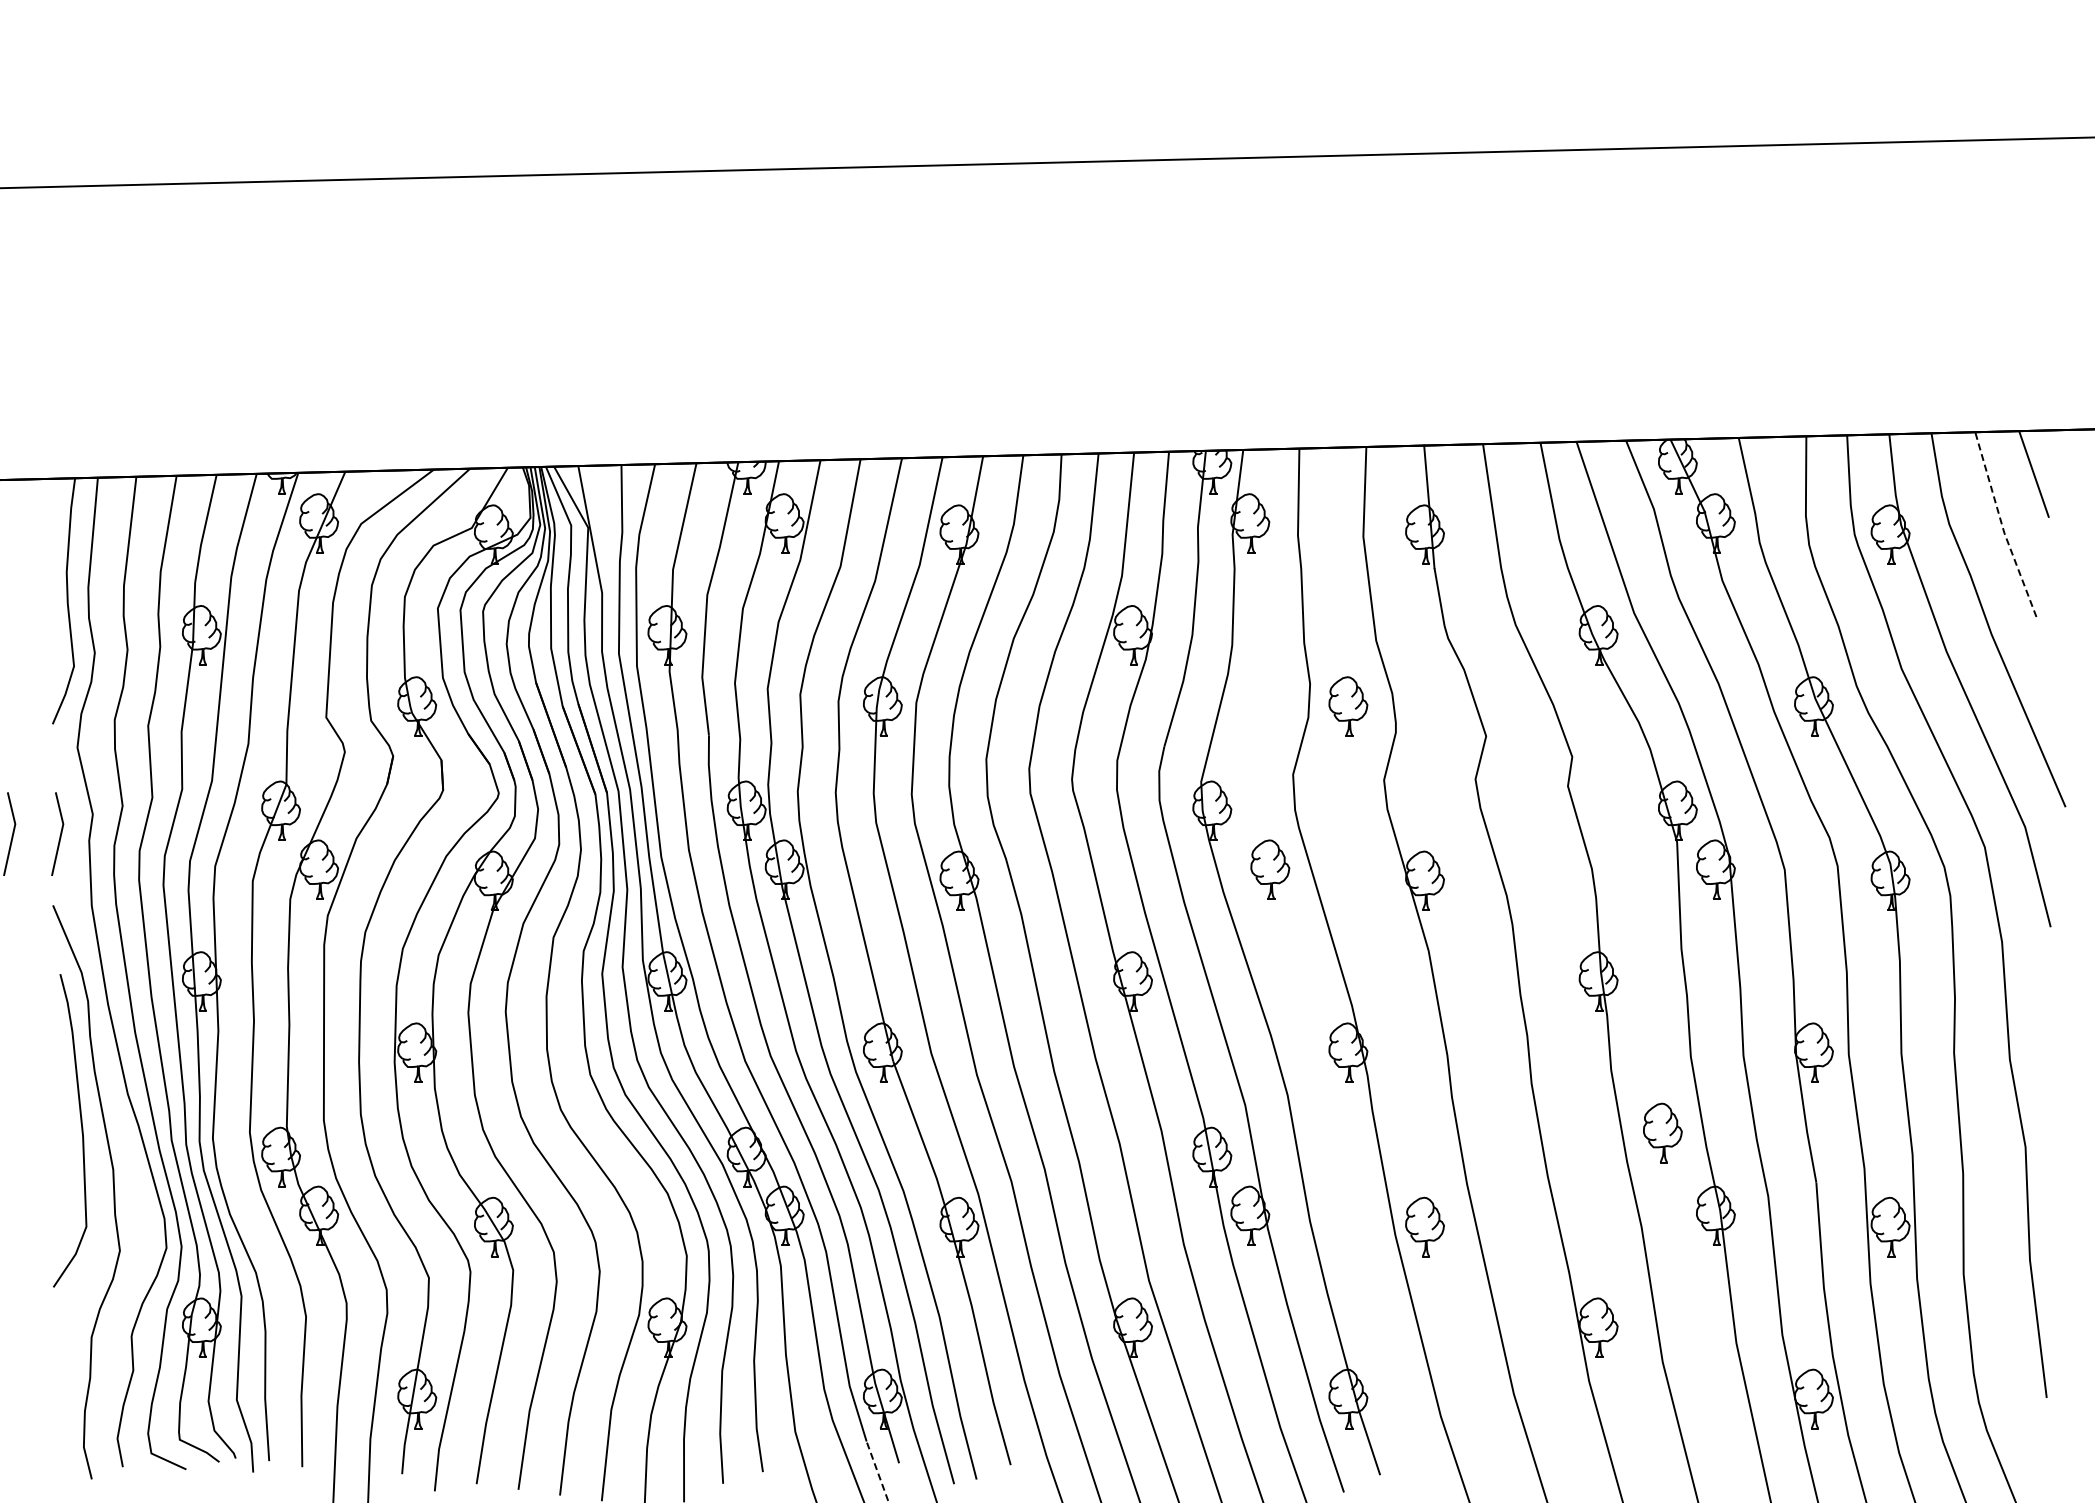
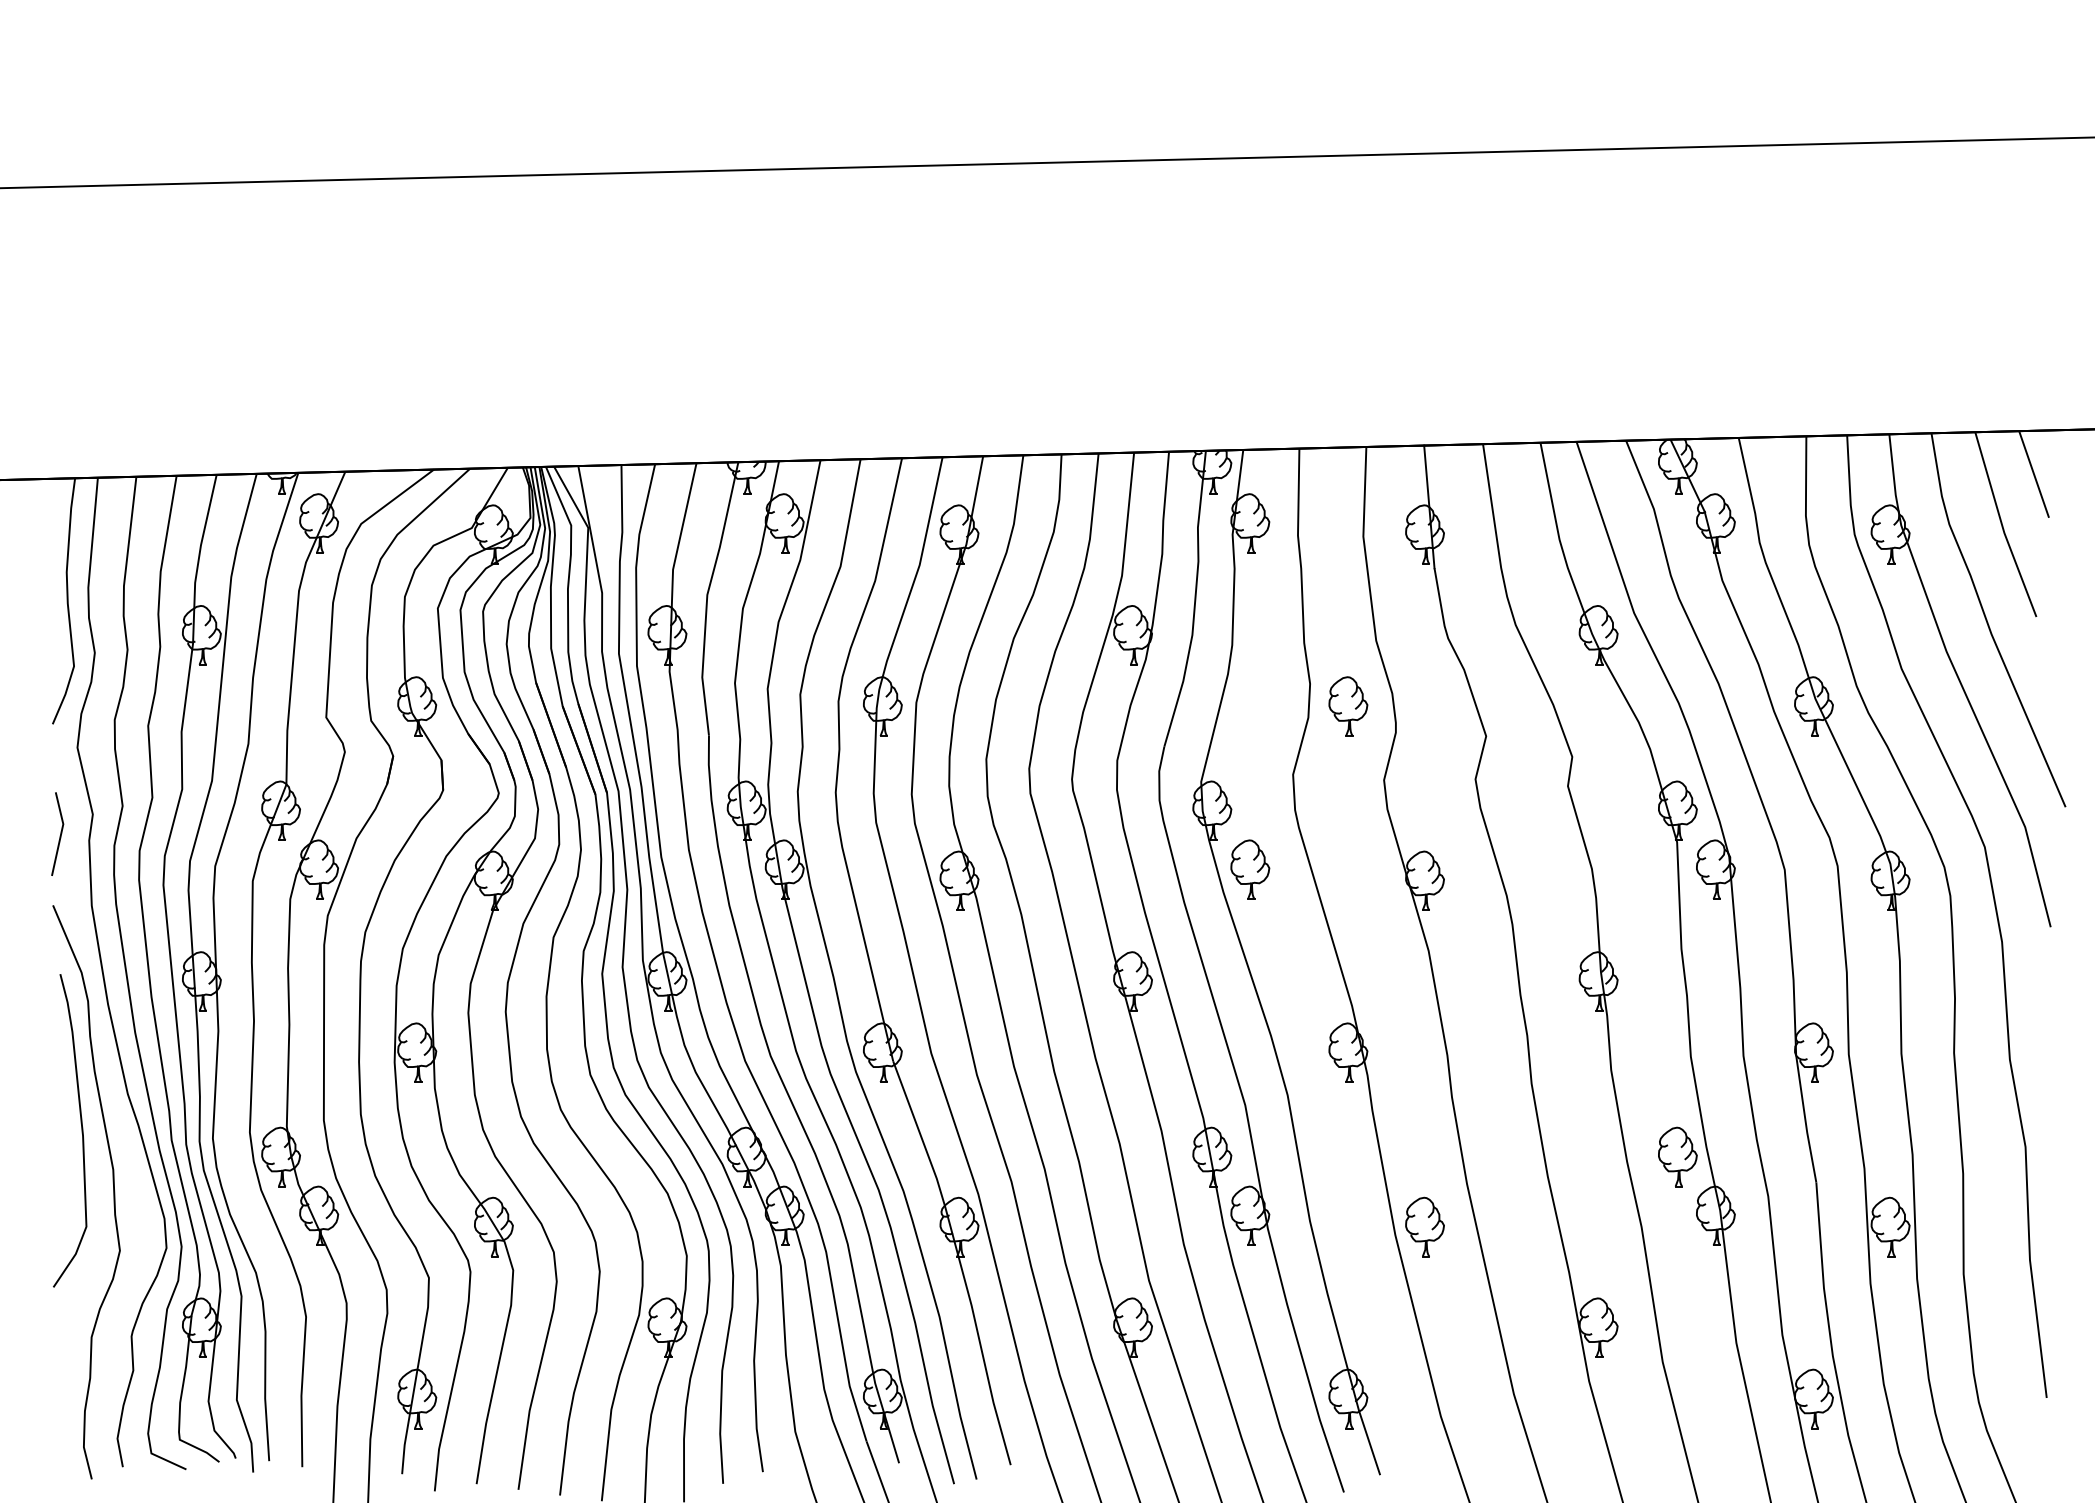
line: dashed -> solid (2002, 526)
line: present -> none (11, 835)
part position: (1270, 869) -> (1250, 869) (1250, 869)
part position: (1662, 1132) -> (1677, 1156) (1677, 1156)
line: dashed -> solid (877, 1471)
